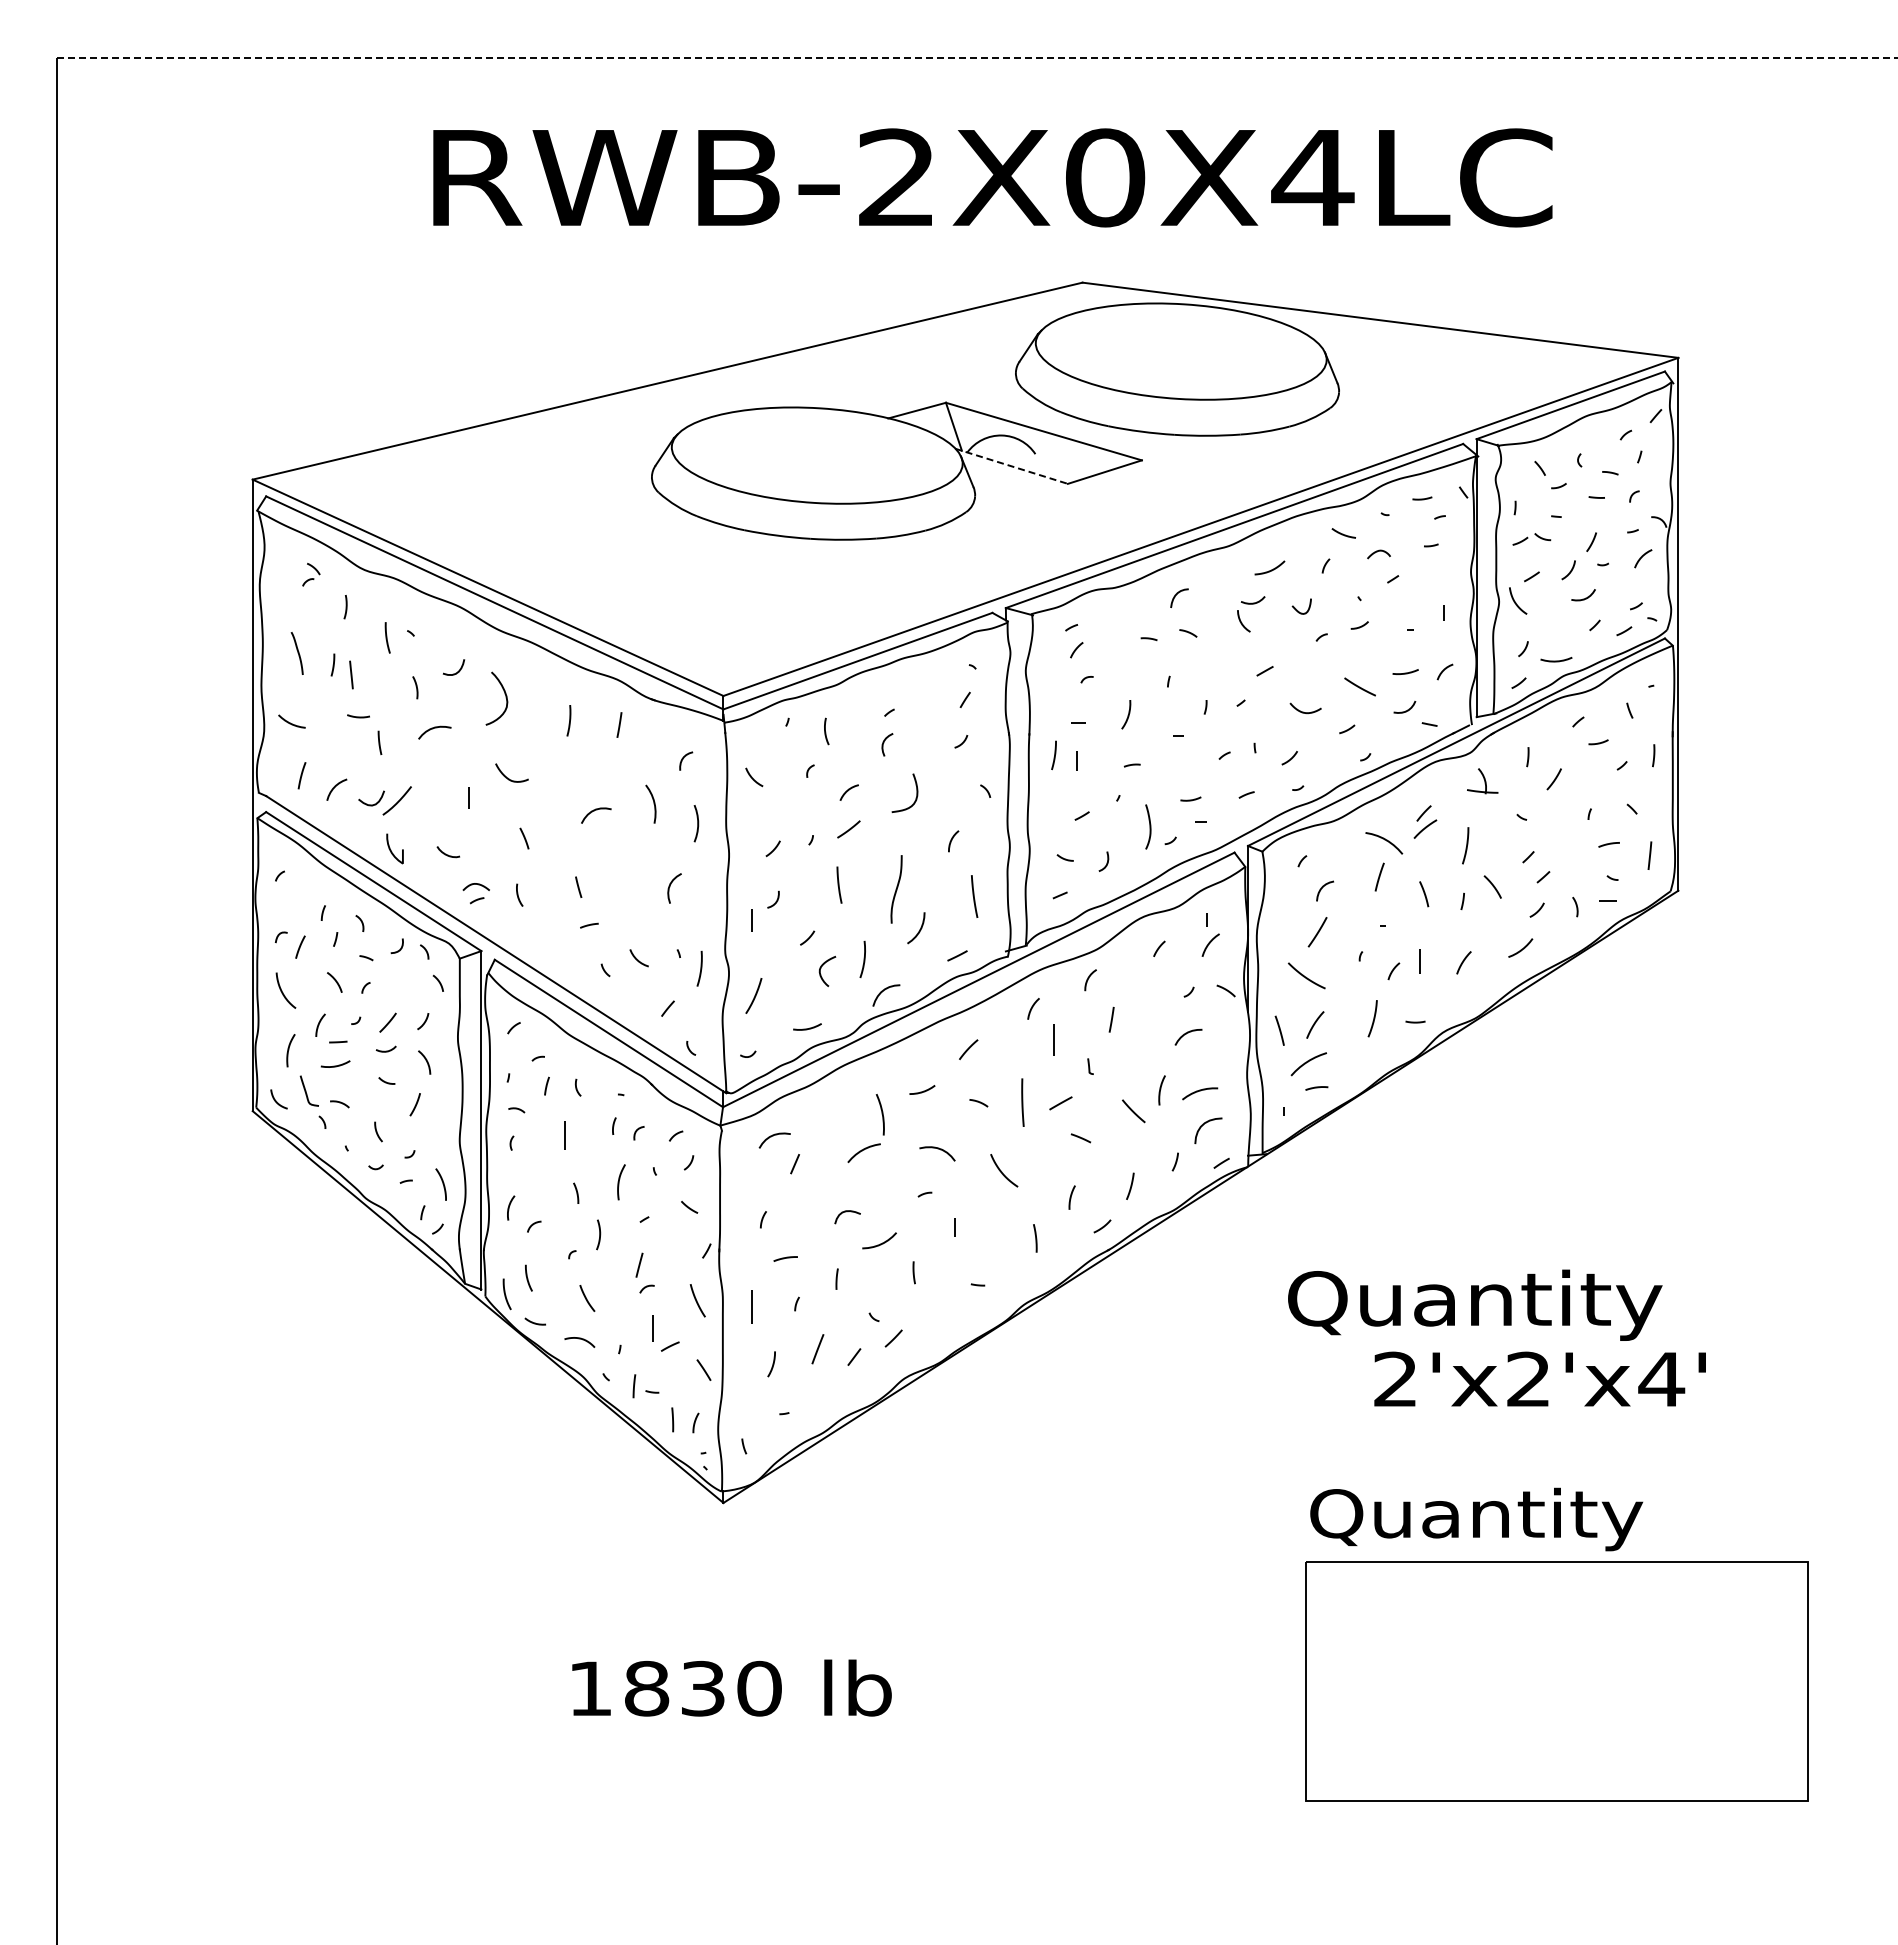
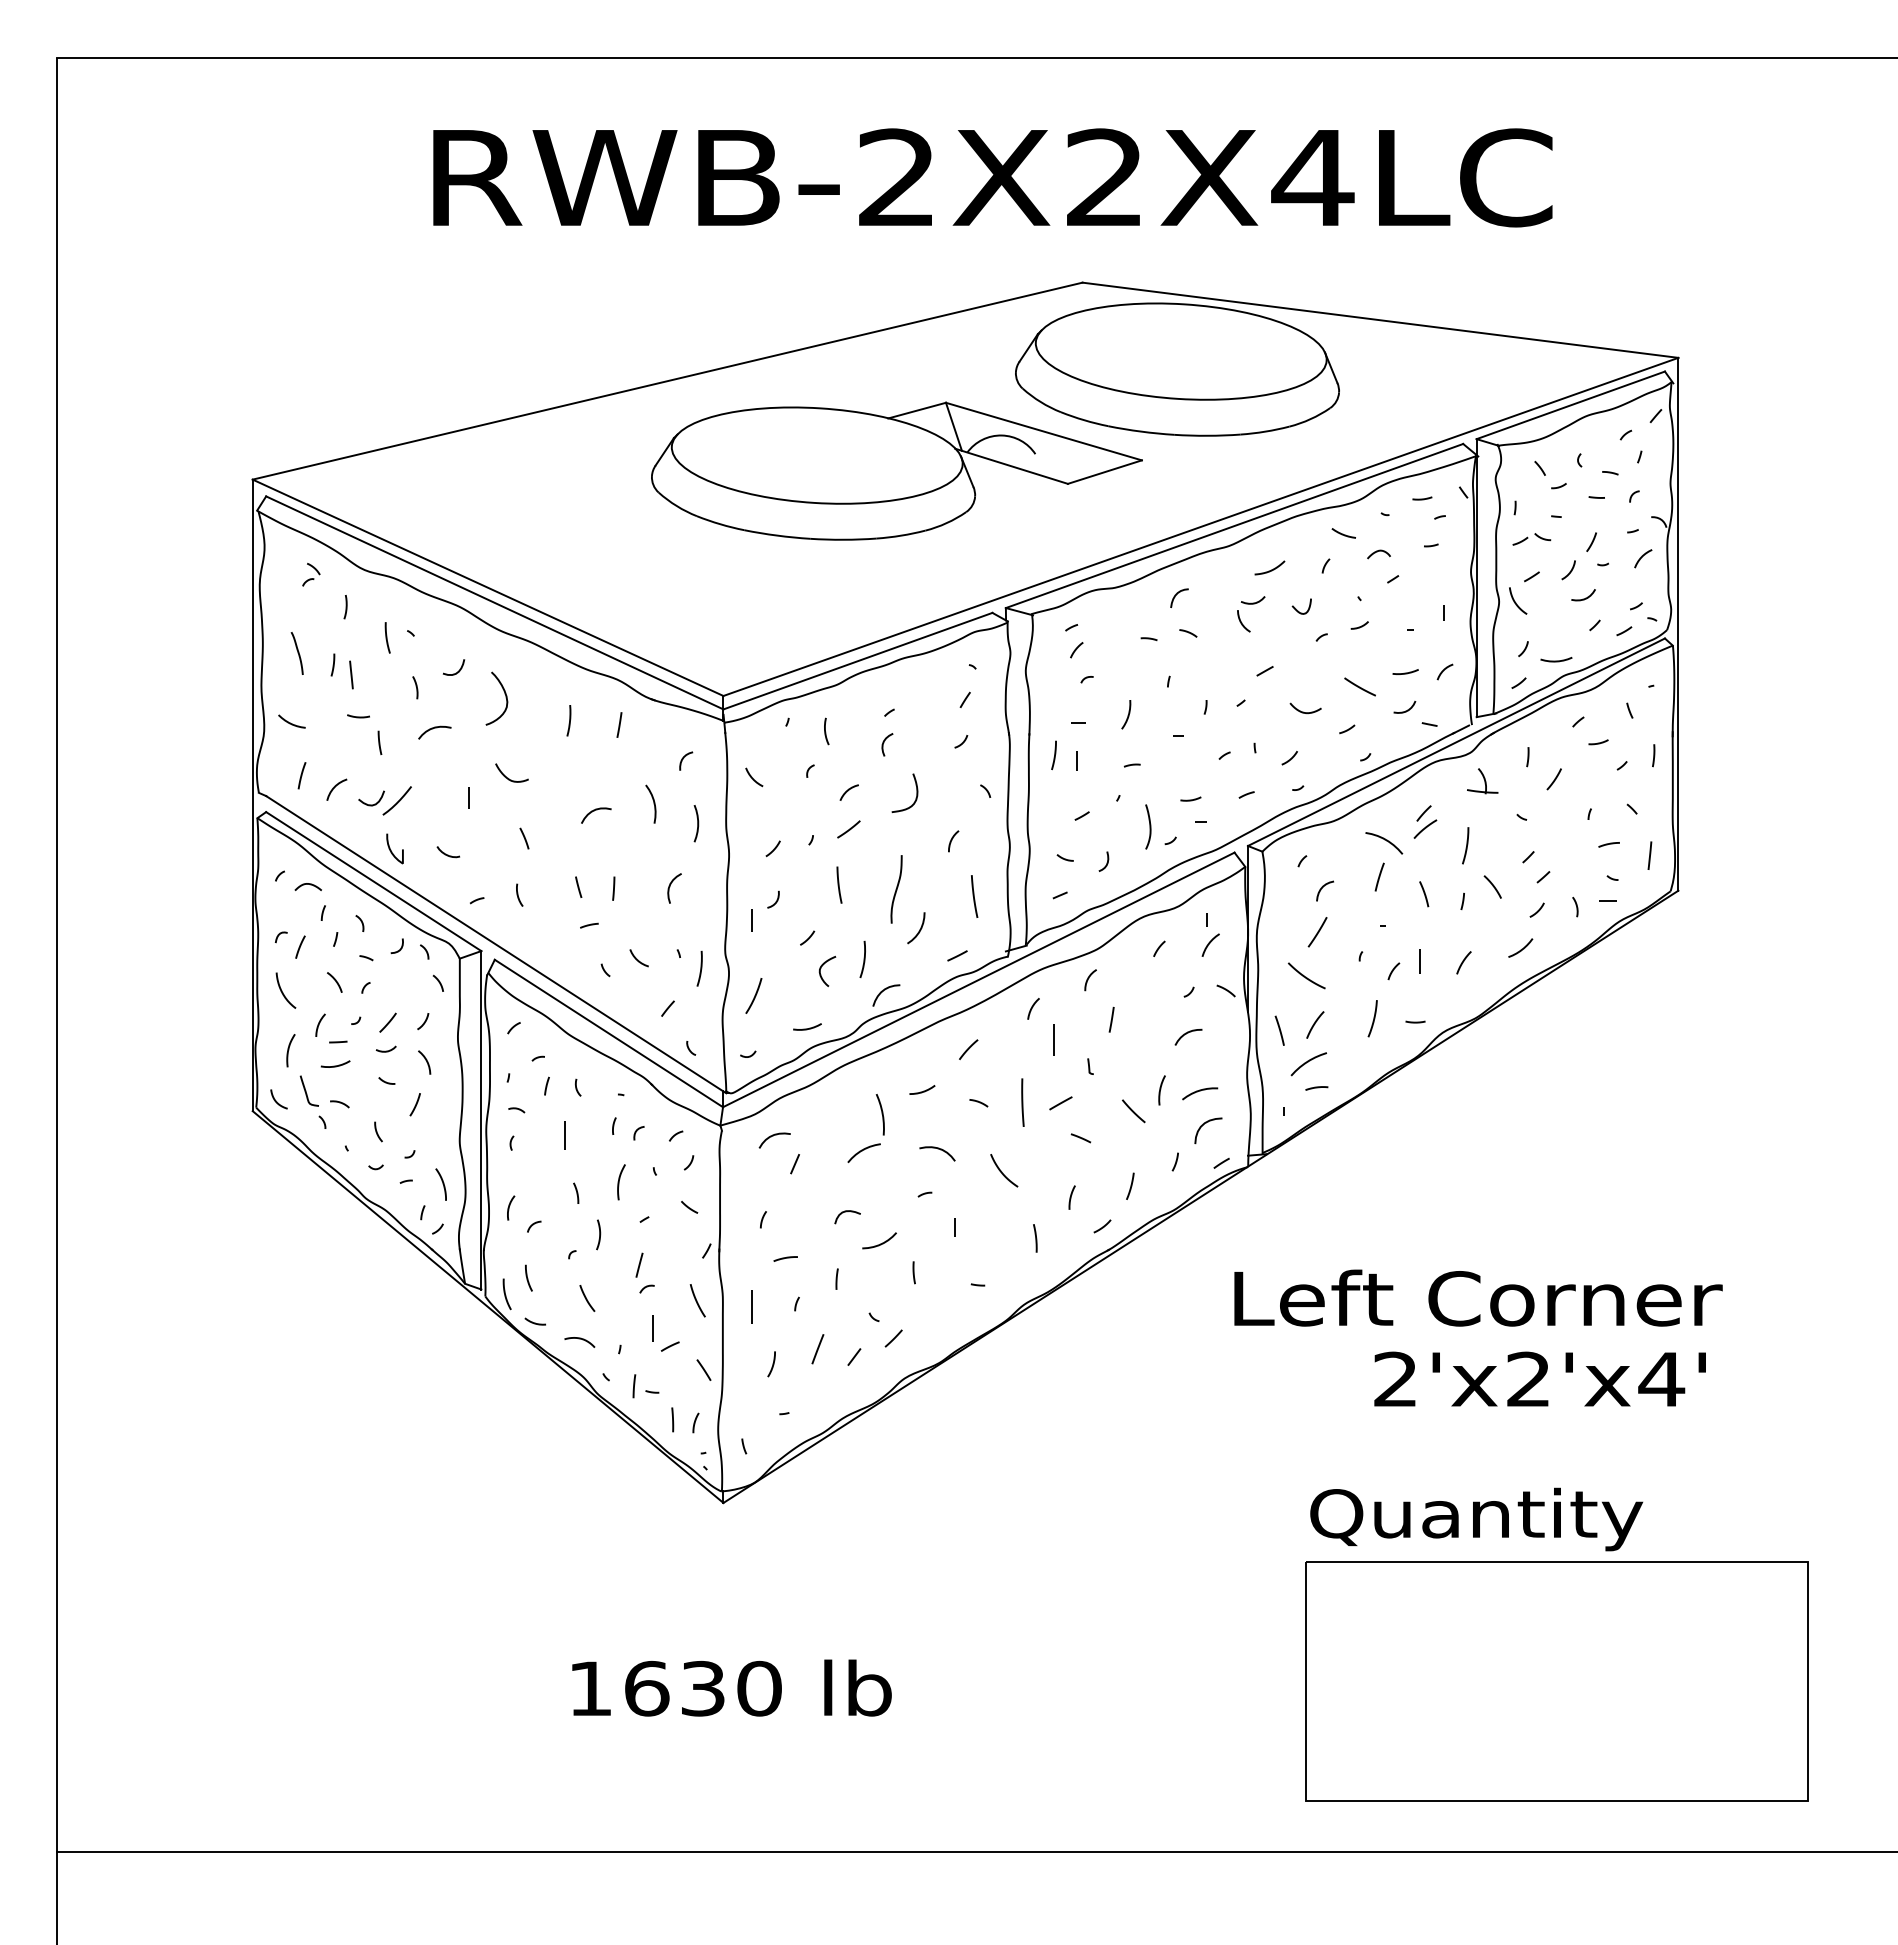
line: dashed -> solid (977, 58)
text: RWB-2X0X4LC -> RWB-2X2X4LC (1105, 177)
line: dashed -> solid (1011, 466)
curve position: (475, 884) -> (307, 884) (307, 884)
line: none -> present (613, 888)
text: Quantity -> Left Corner (1478, 1304)
text: 1830 -> 1630 (647, 1688)
line: none -> present (975, 1851)
